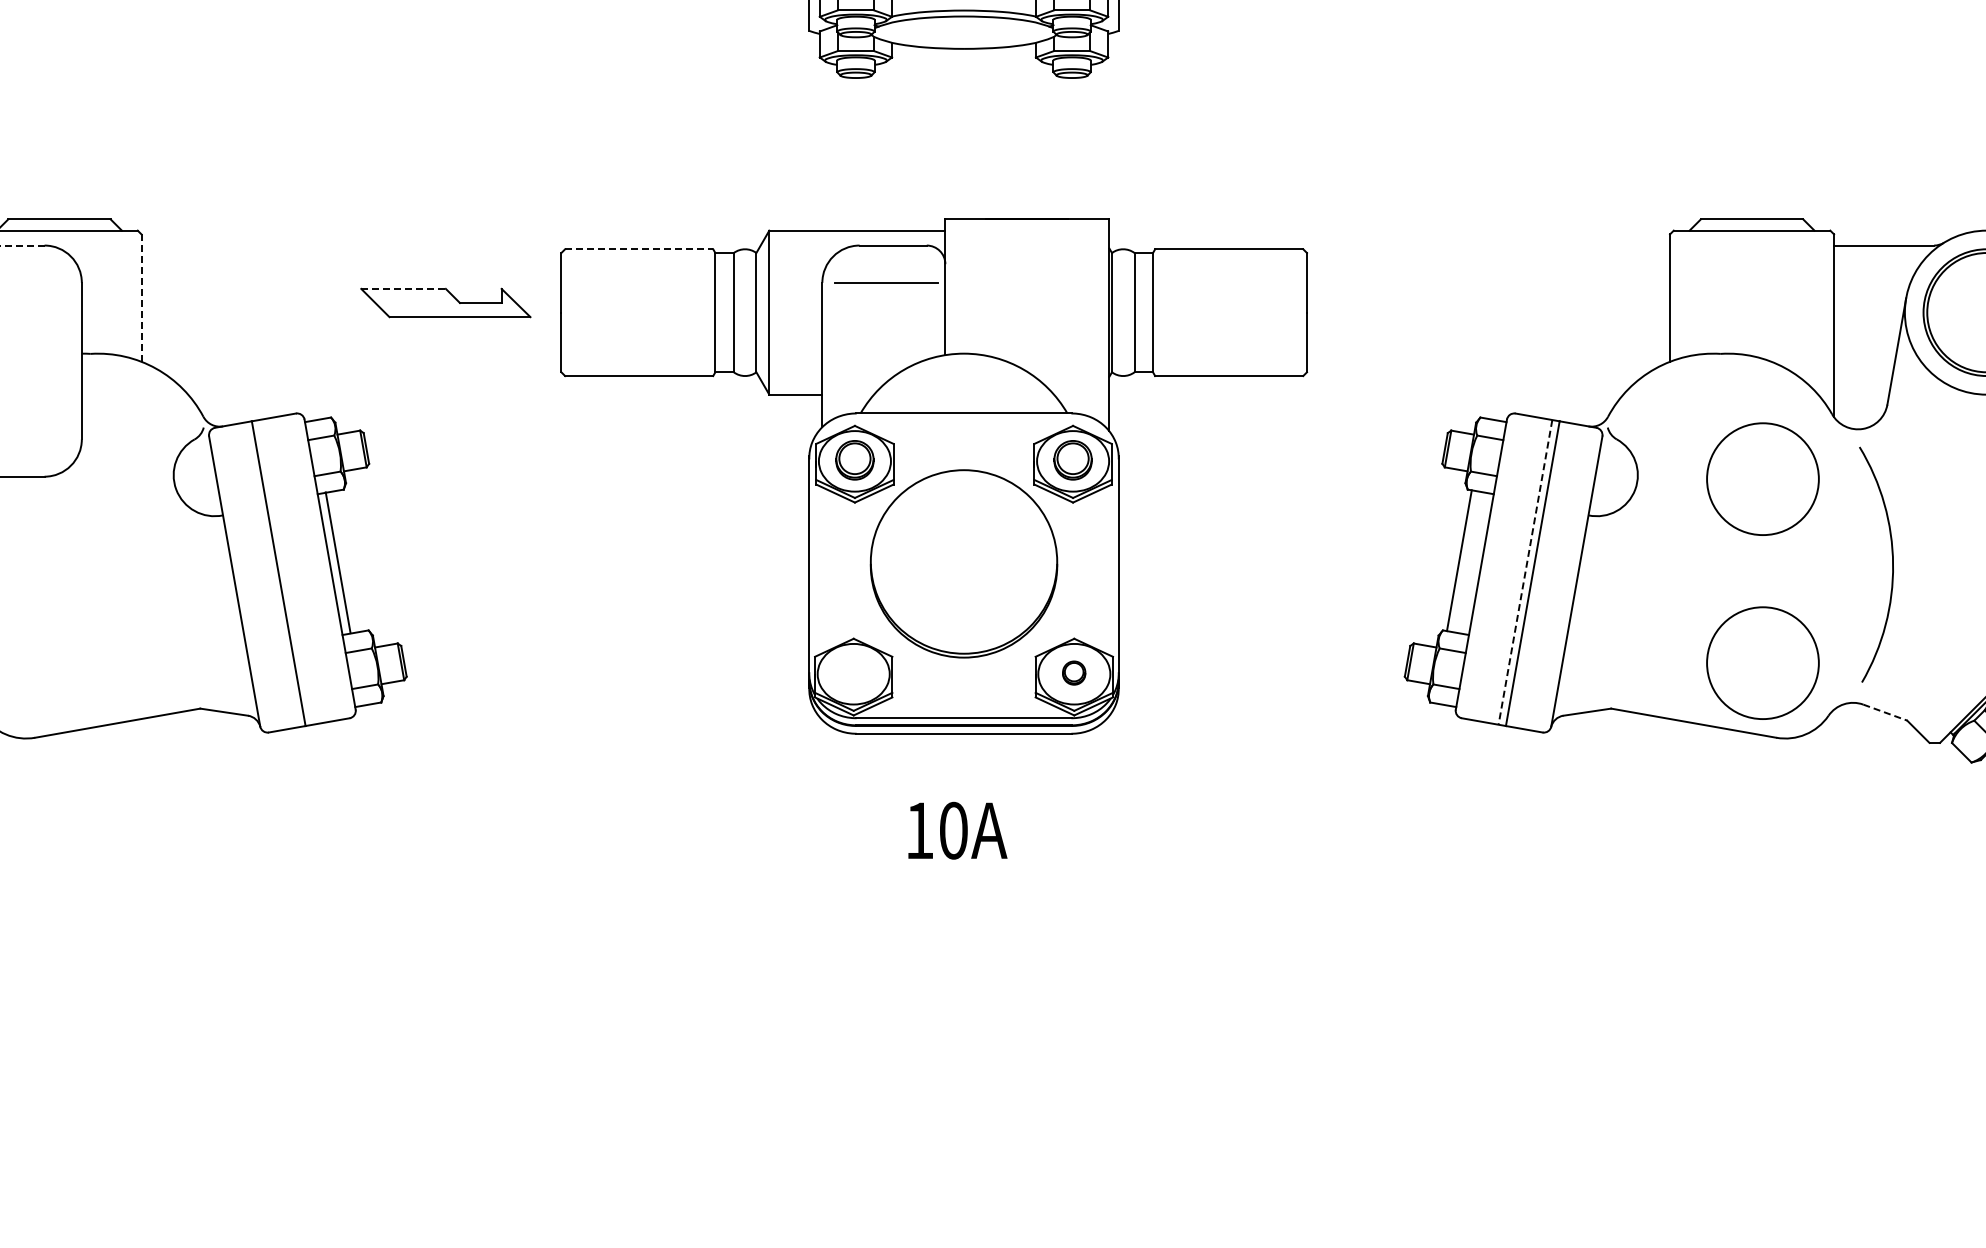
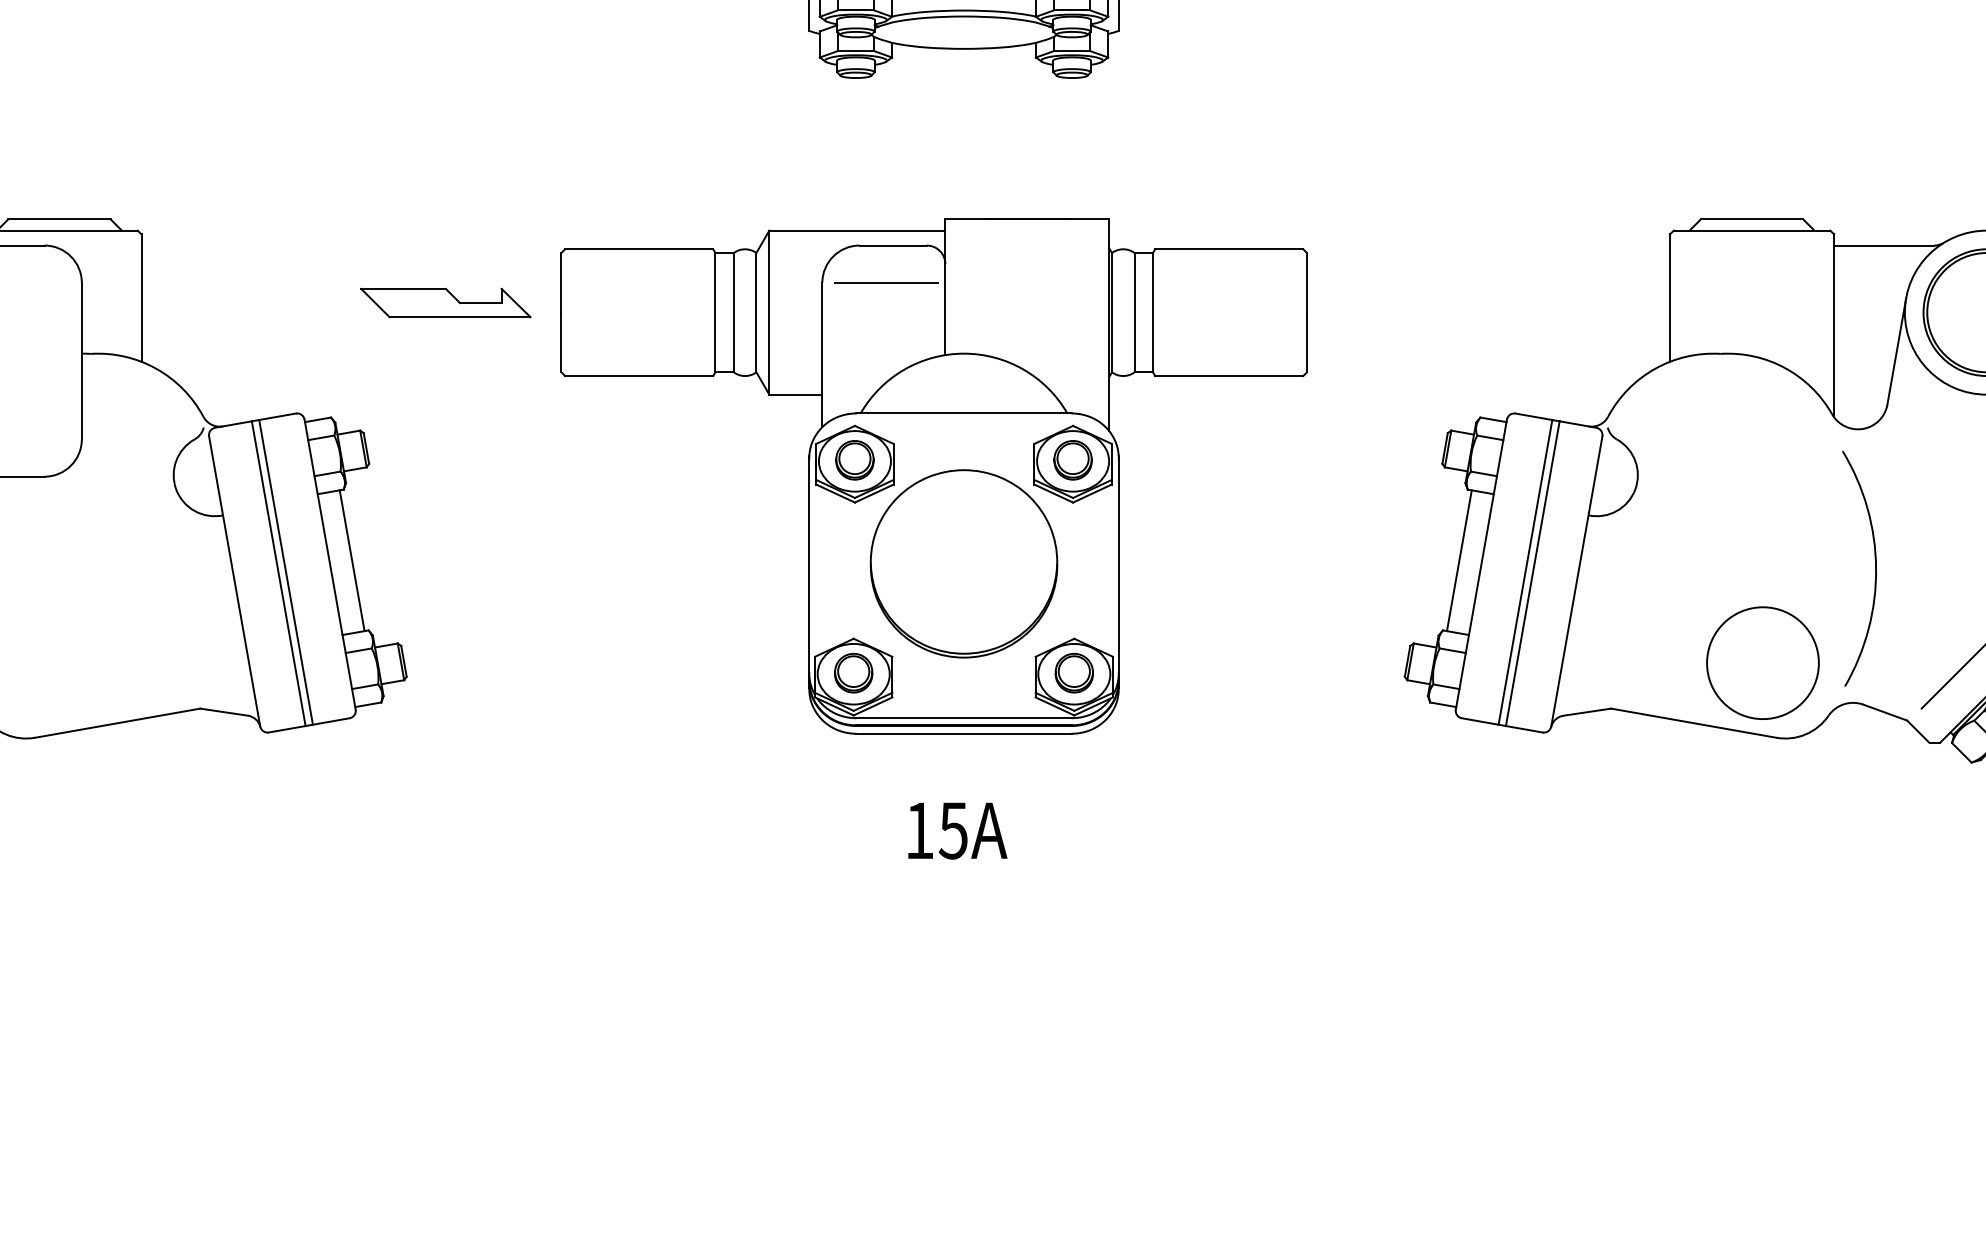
line: dashed -> solid (22, 245)
line: dashed -> solid (639, 249)
line: dashed -> solid (404, 288)
line: dashed -> solid (141, 298)
circle: present -> none (1762, 478)
line position: (337, 562) -> (351, 560) (351, 560)
arc position: (1892, 564) -> (1875, 568) (1875, 568)
line: none -> present (285, 571)
line: dashed -> solid (1525, 572)
part: none -> present (853, 672)
part size: 25x26 px -> 40x42 px (1073, 672)
line: none -> present (1951, 677)
line: dashed -> solid (1885, 712)
text: 10A -> 15A (952, 830)
